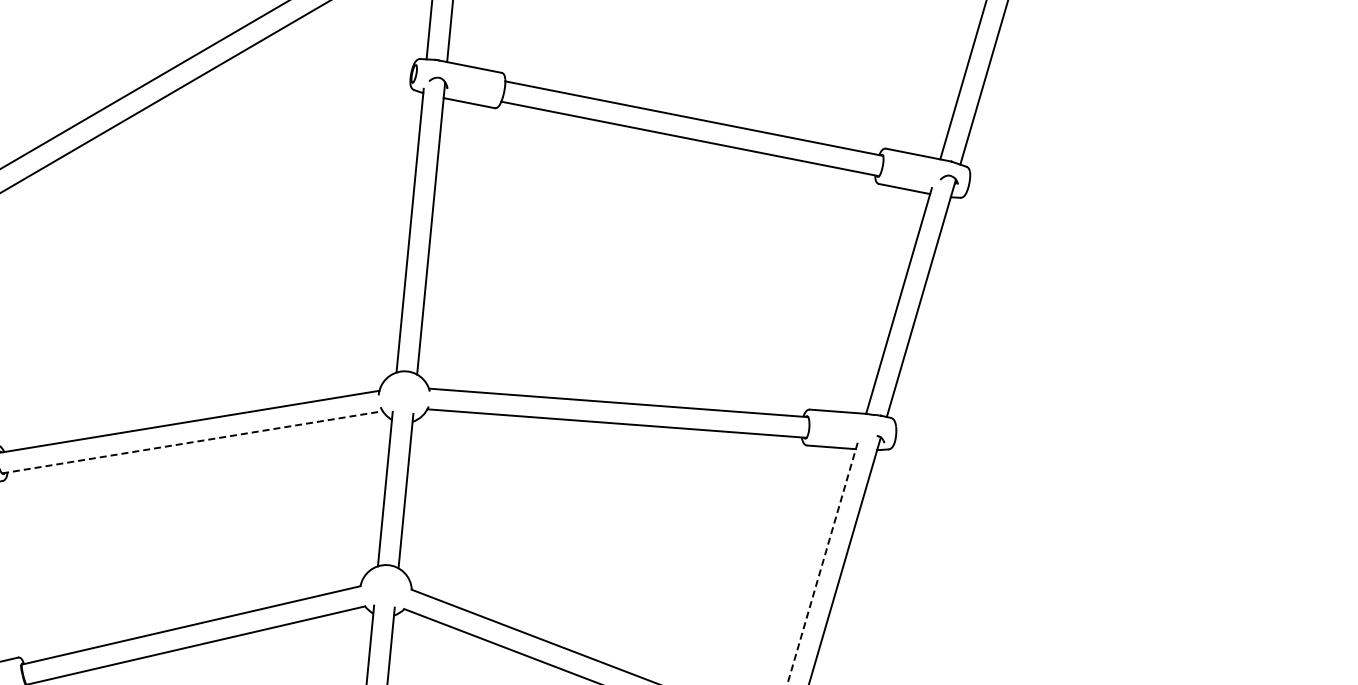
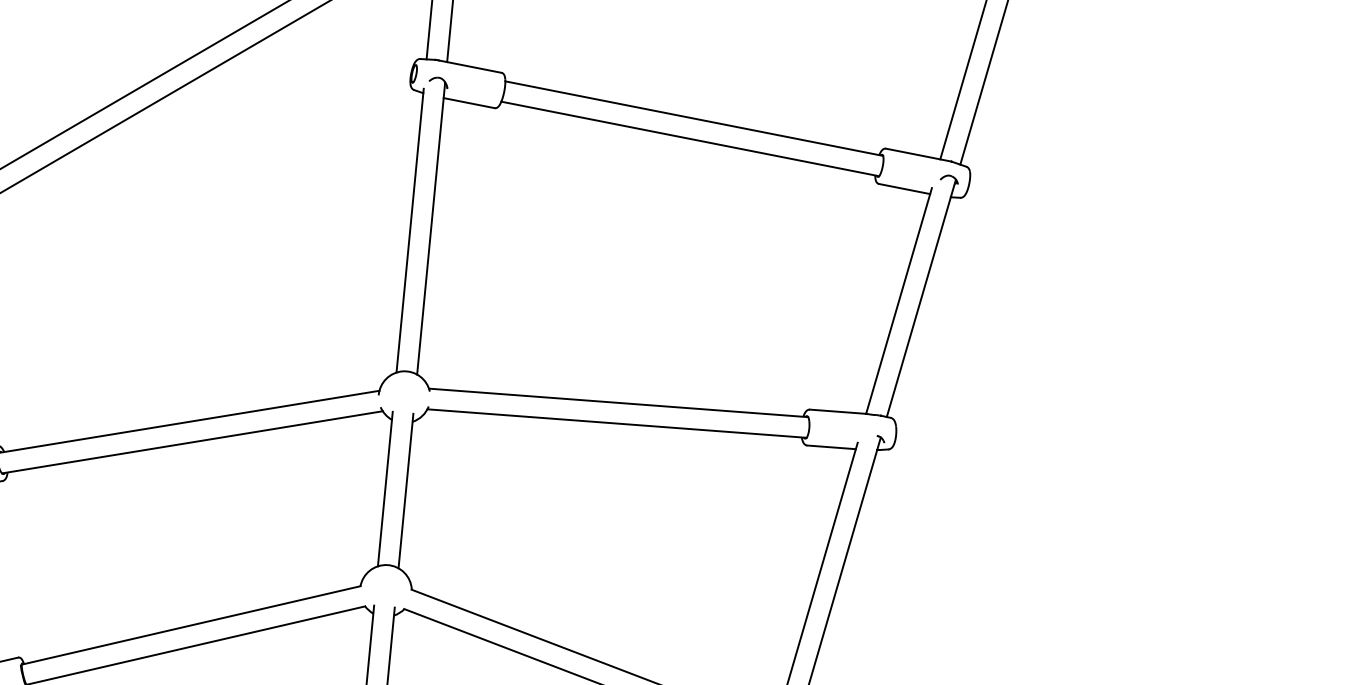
line: dashed -> solid (192, 442)
line: dashed -> solid (822, 563)
